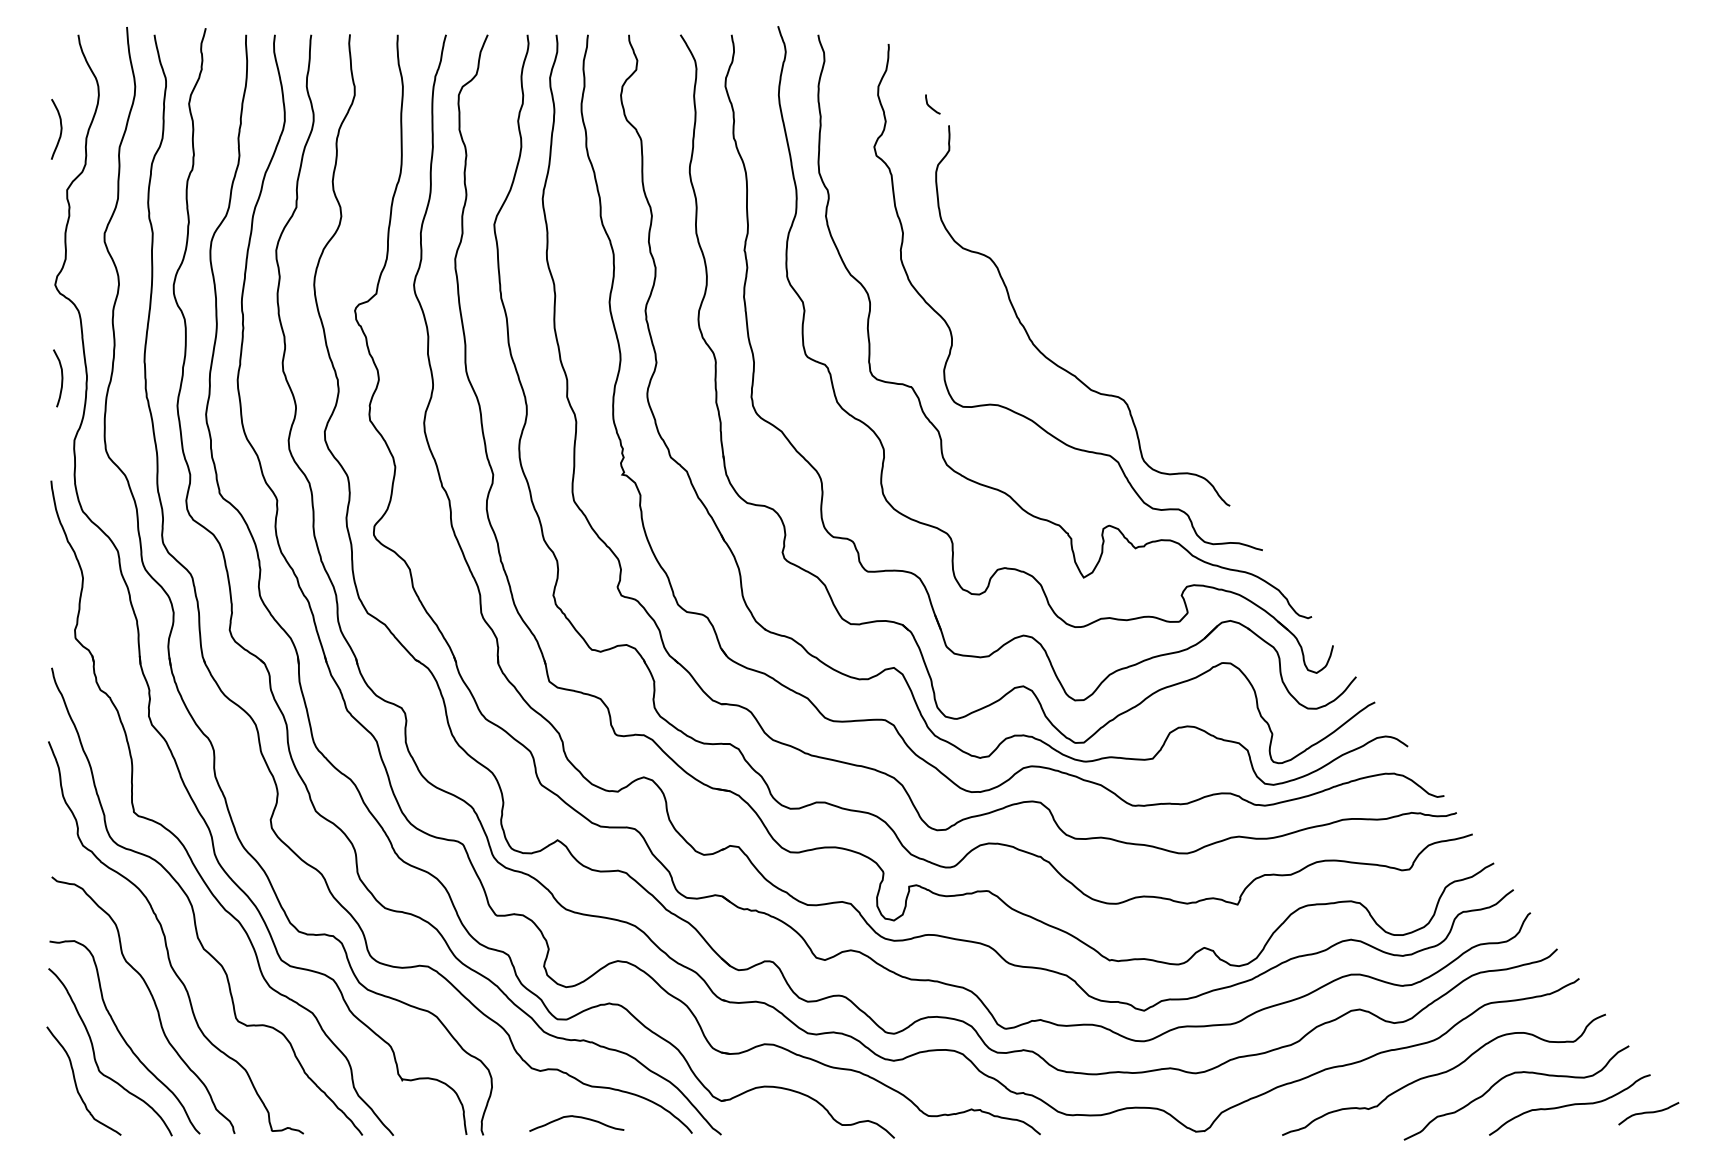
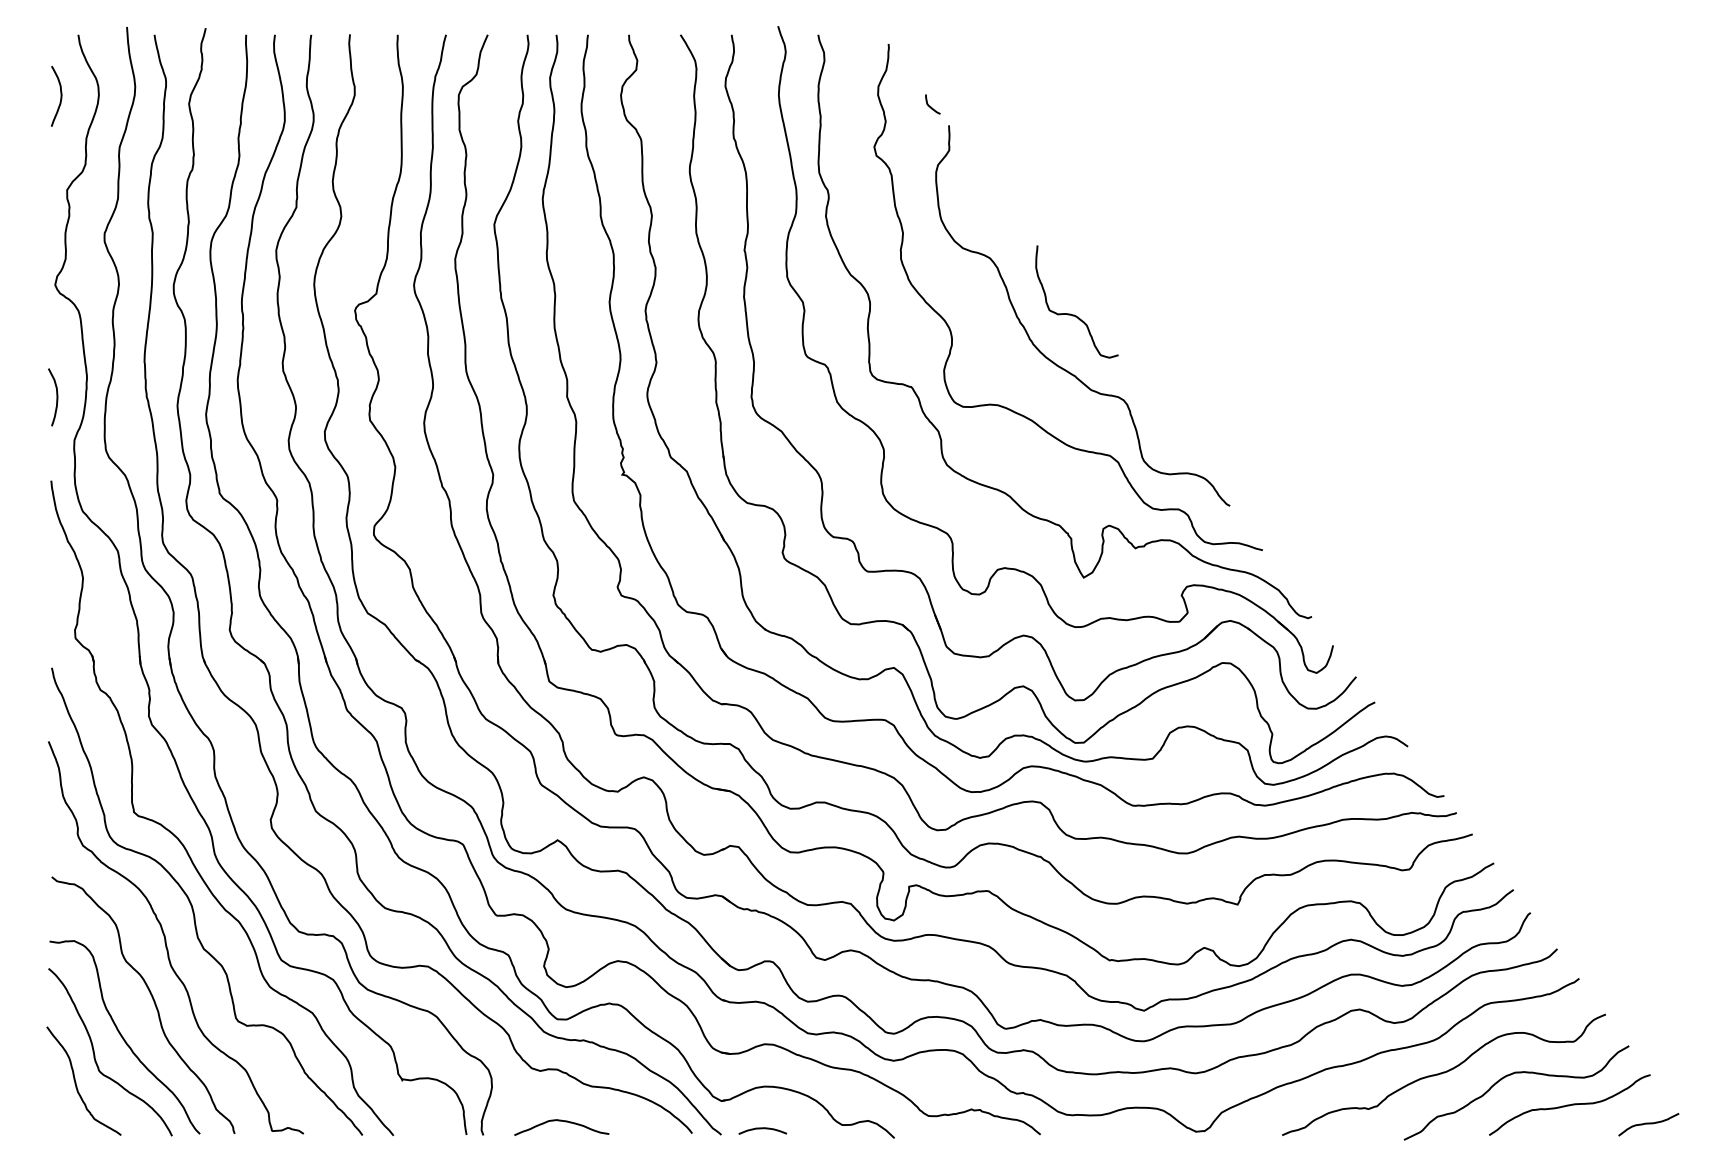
curve position: (60, 129) -> (60, 96) (60, 96)
curve: none -> present (1074, 314)
curve position: (61, 378) -> (56, 397) (56, 397)
curve position: (1648, 1113) -> (1648, 1124) (1648, 1124)
curve position: (576, 1117) -> (561, 1121) (561, 1121)
curve: none -> present (762, 1129)
